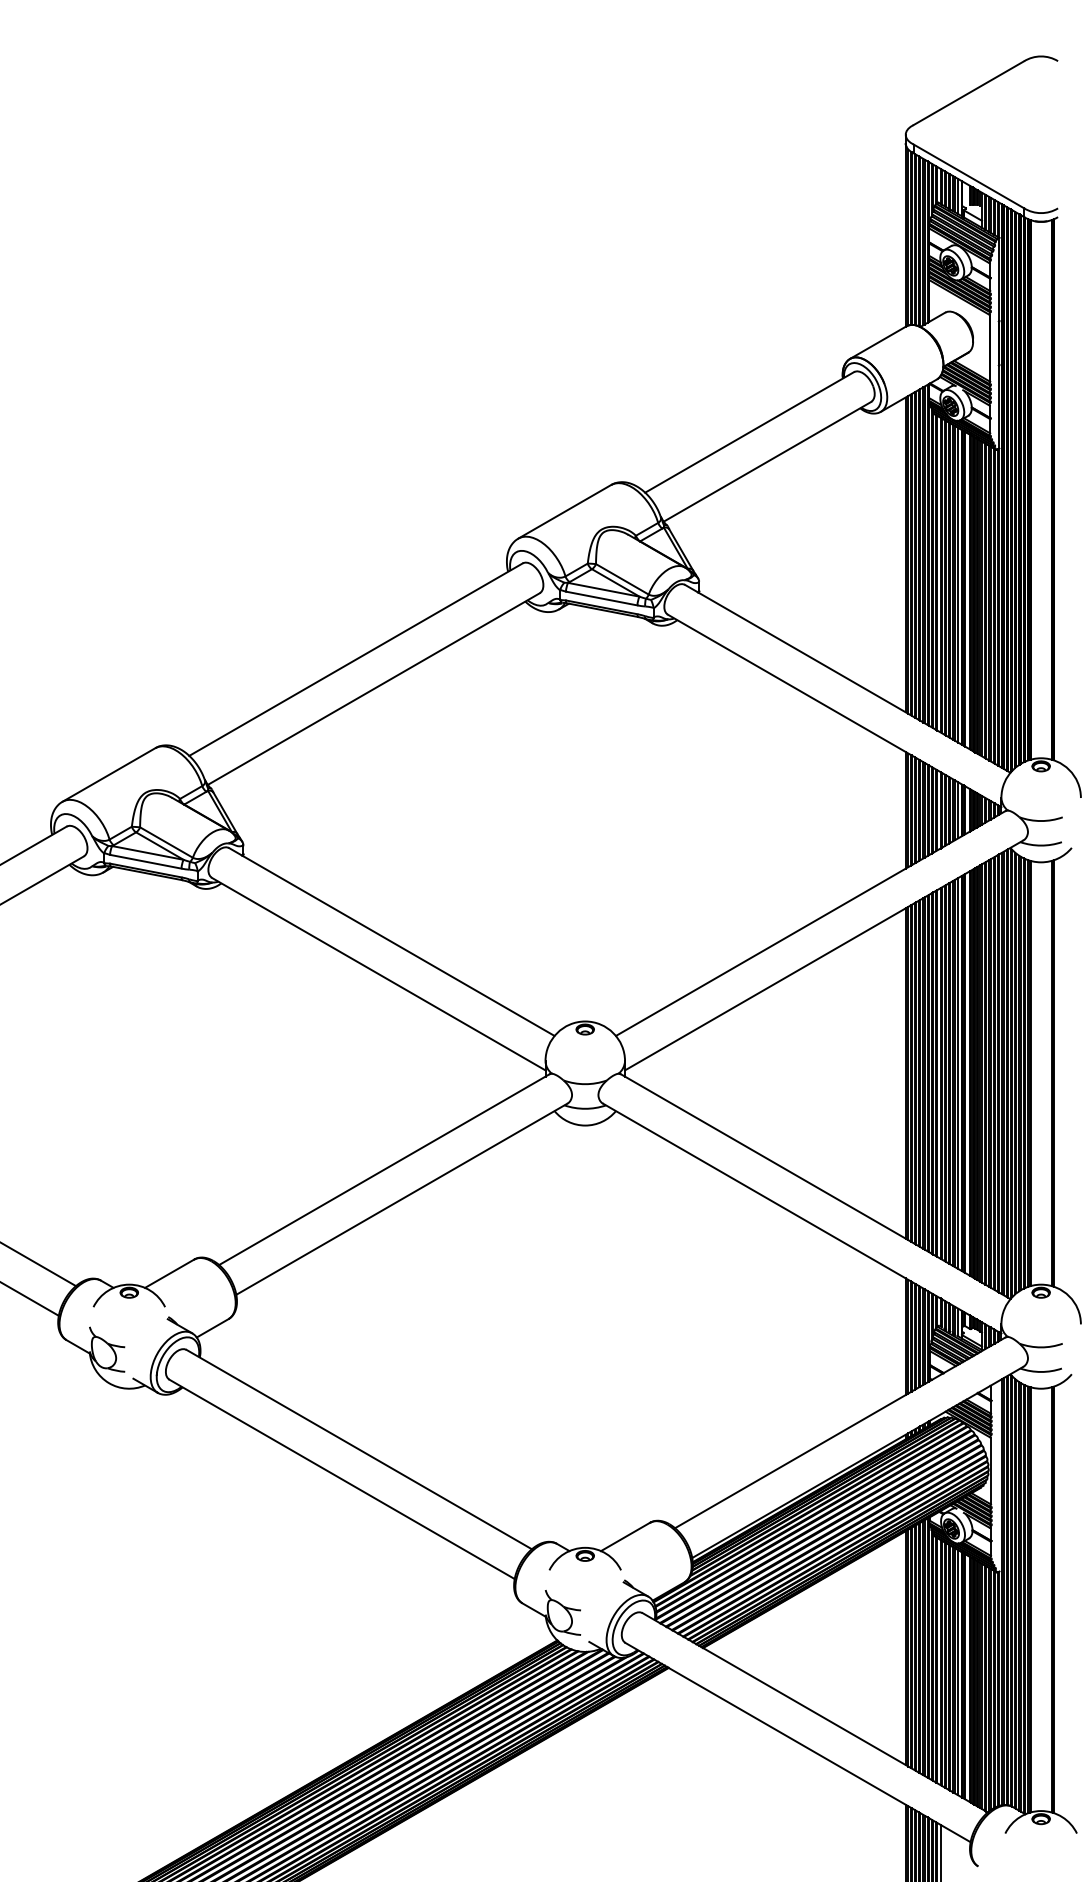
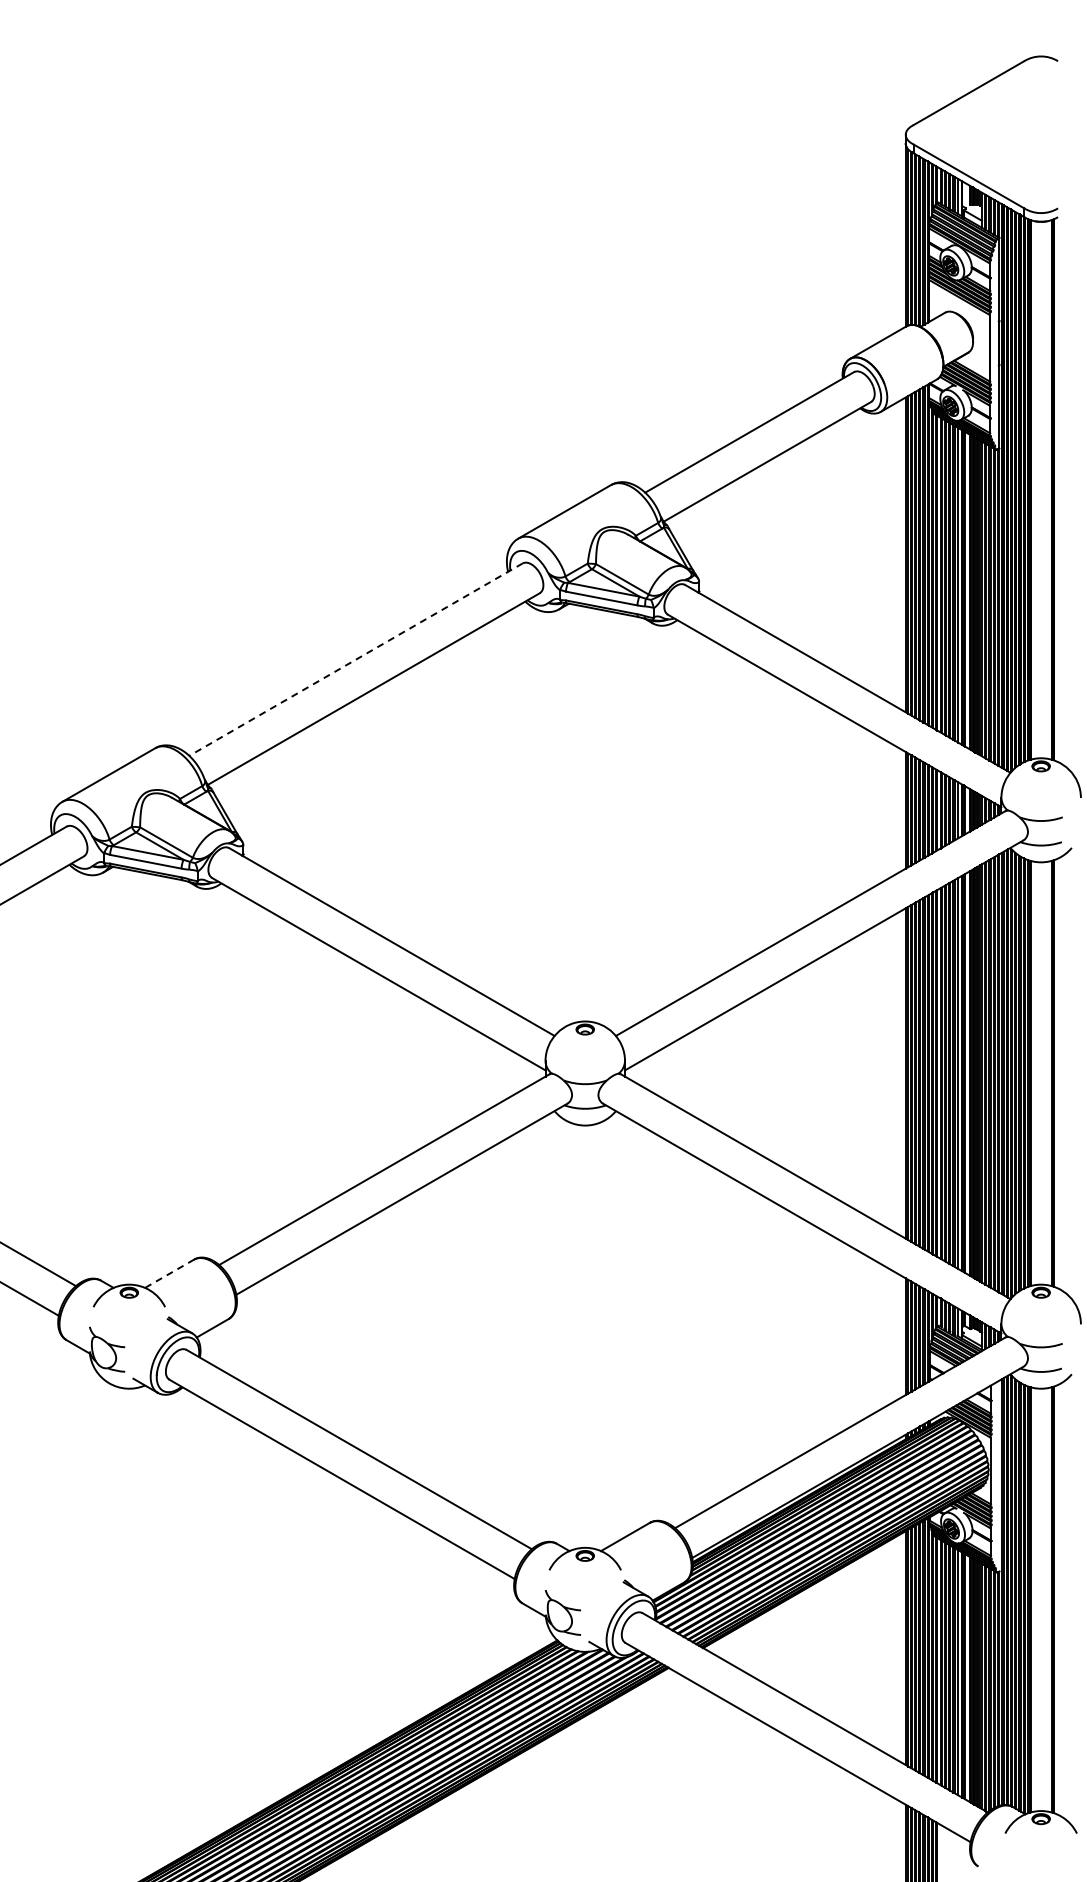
line: solid -> dashed (355, 659)
line: solid -> dashed (169, 1273)
line: present -> none (940, 1851)
